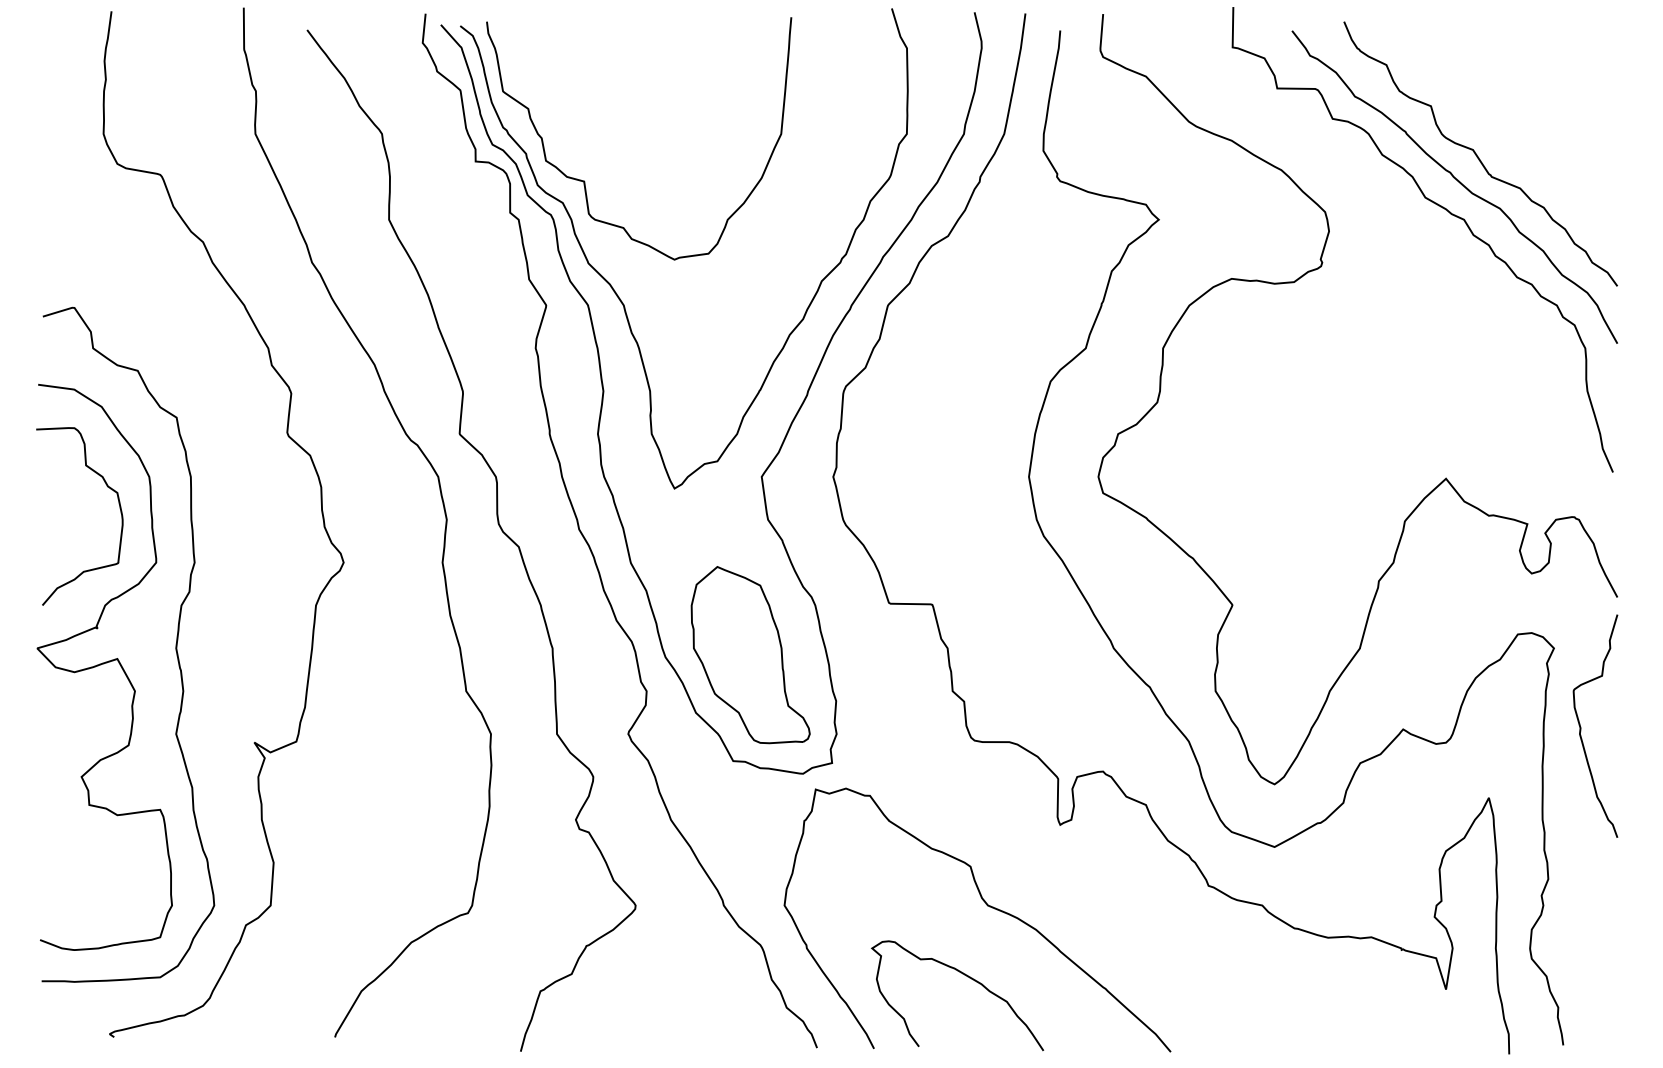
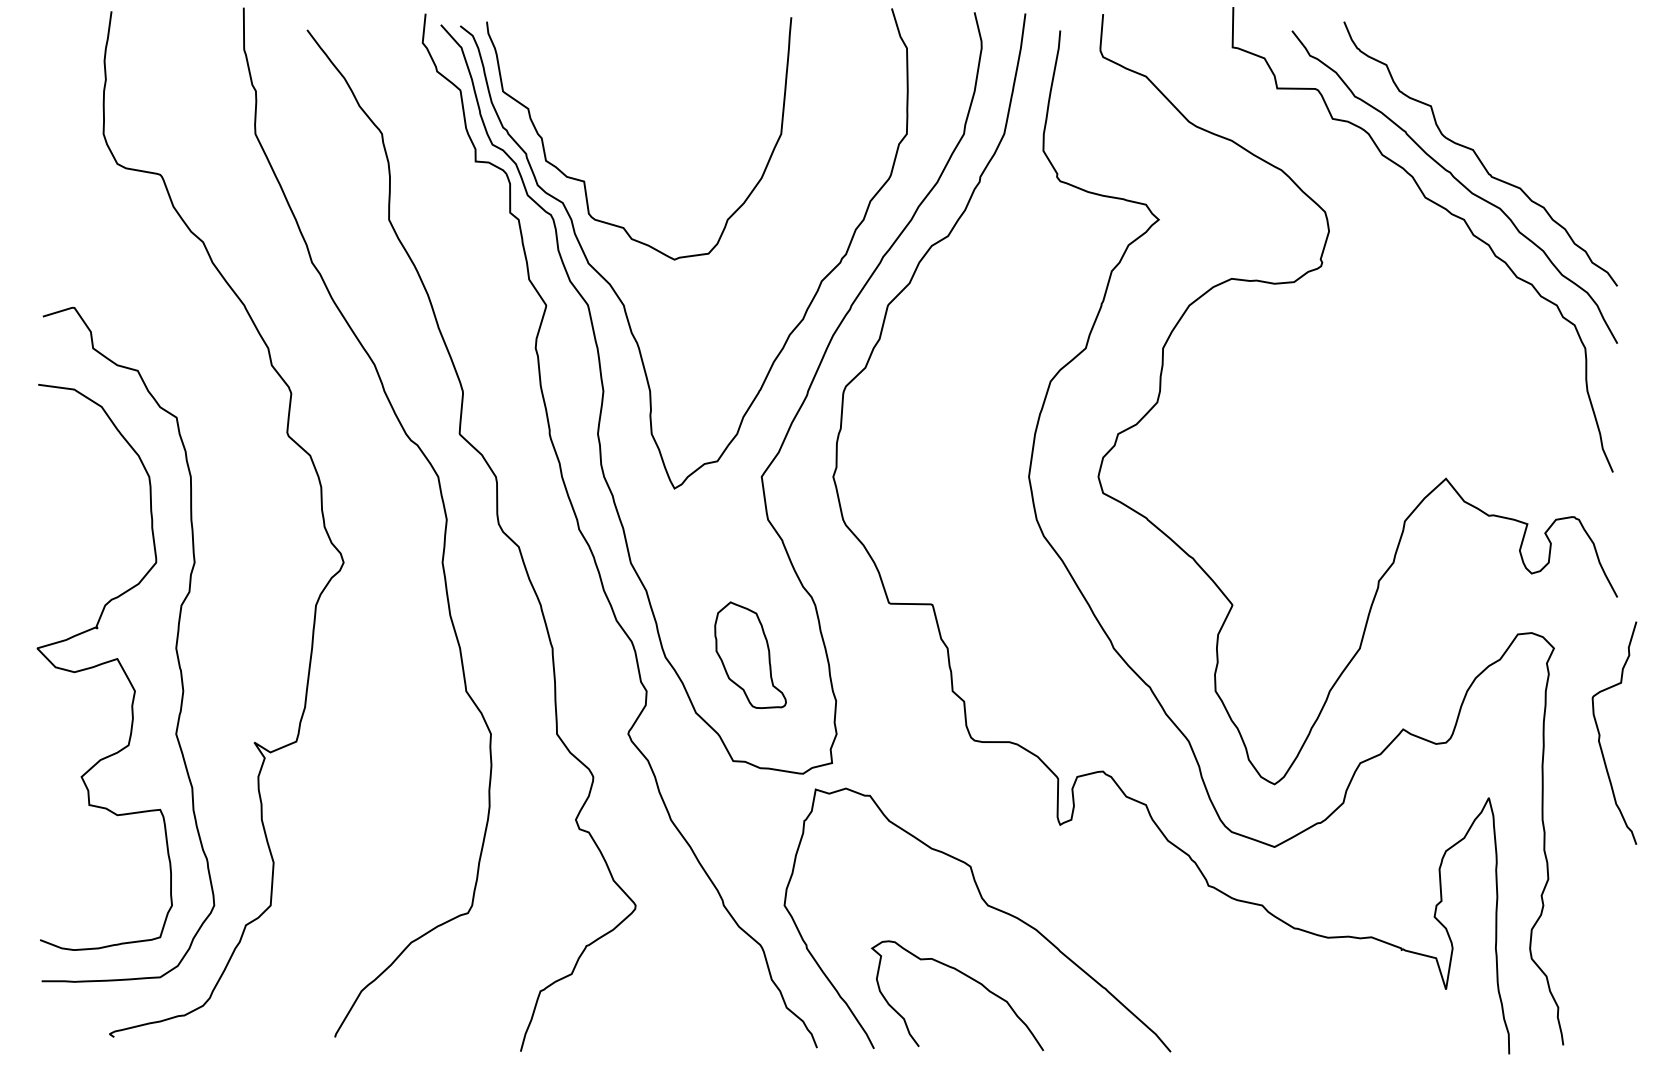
curve: present -> none (107, 487)
part size: 121x179 px -> 73x108 px (750, 654)
curve position: (1581, 727) -> (1600, 734) (1600, 734)
